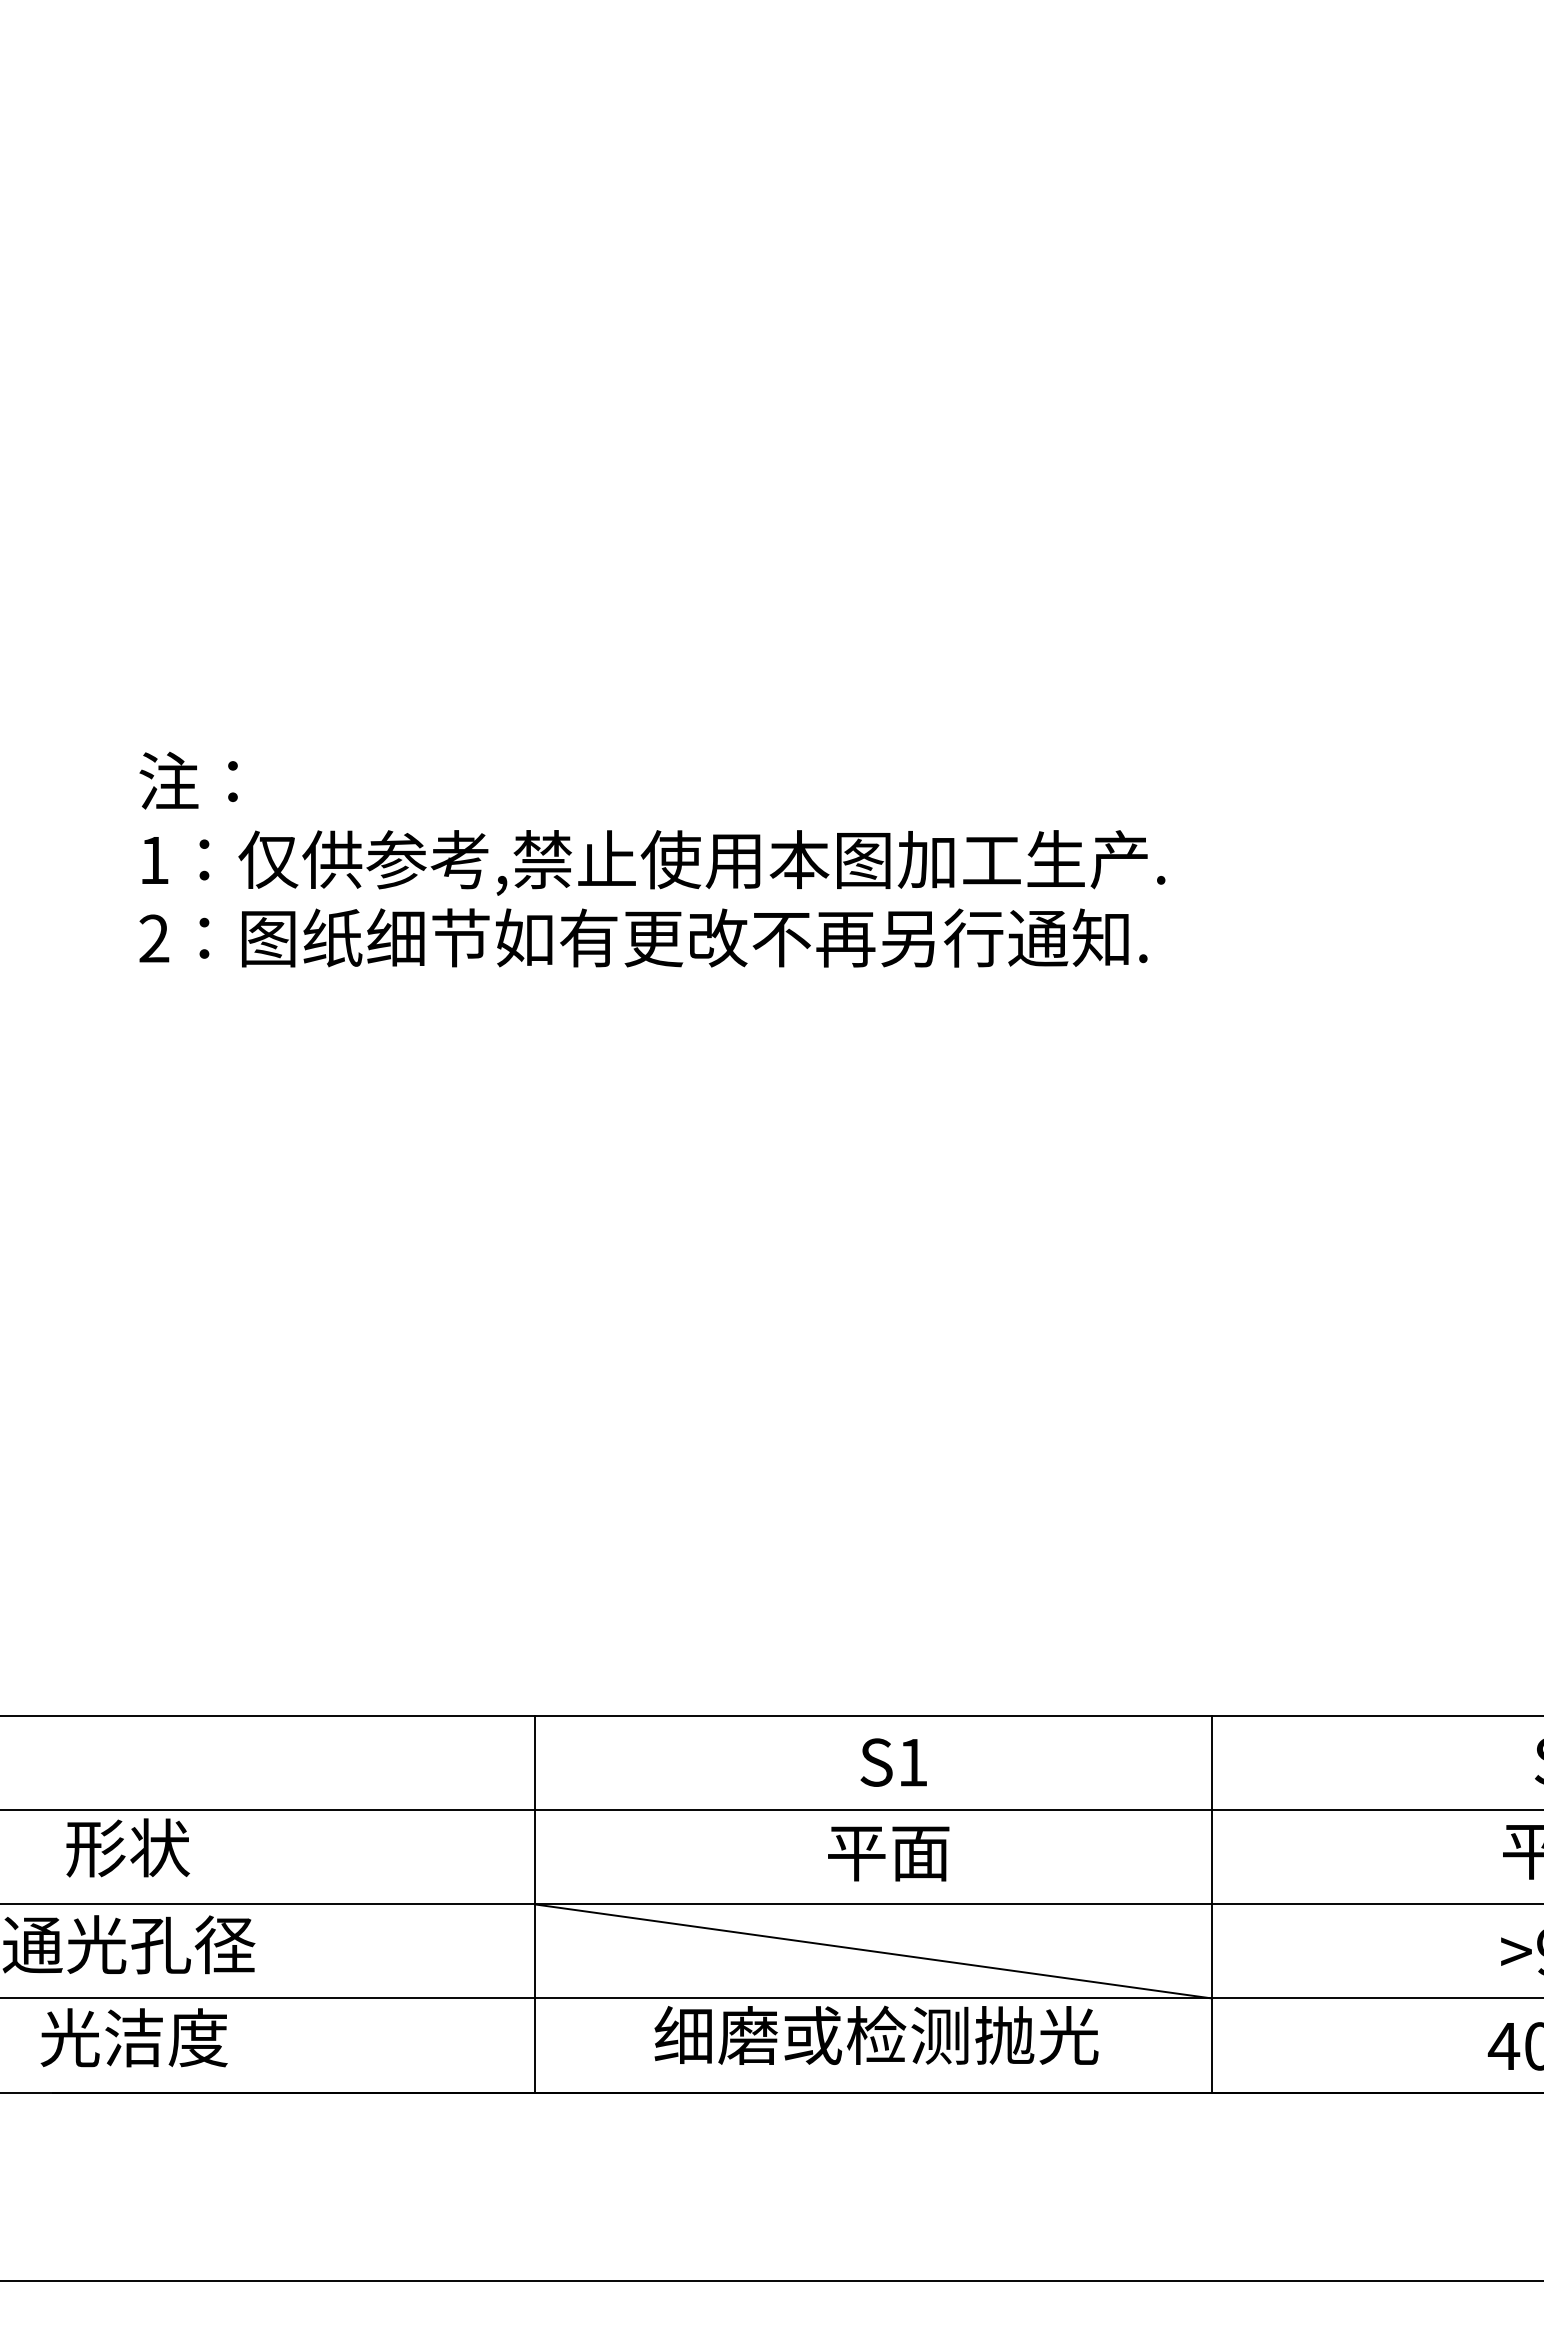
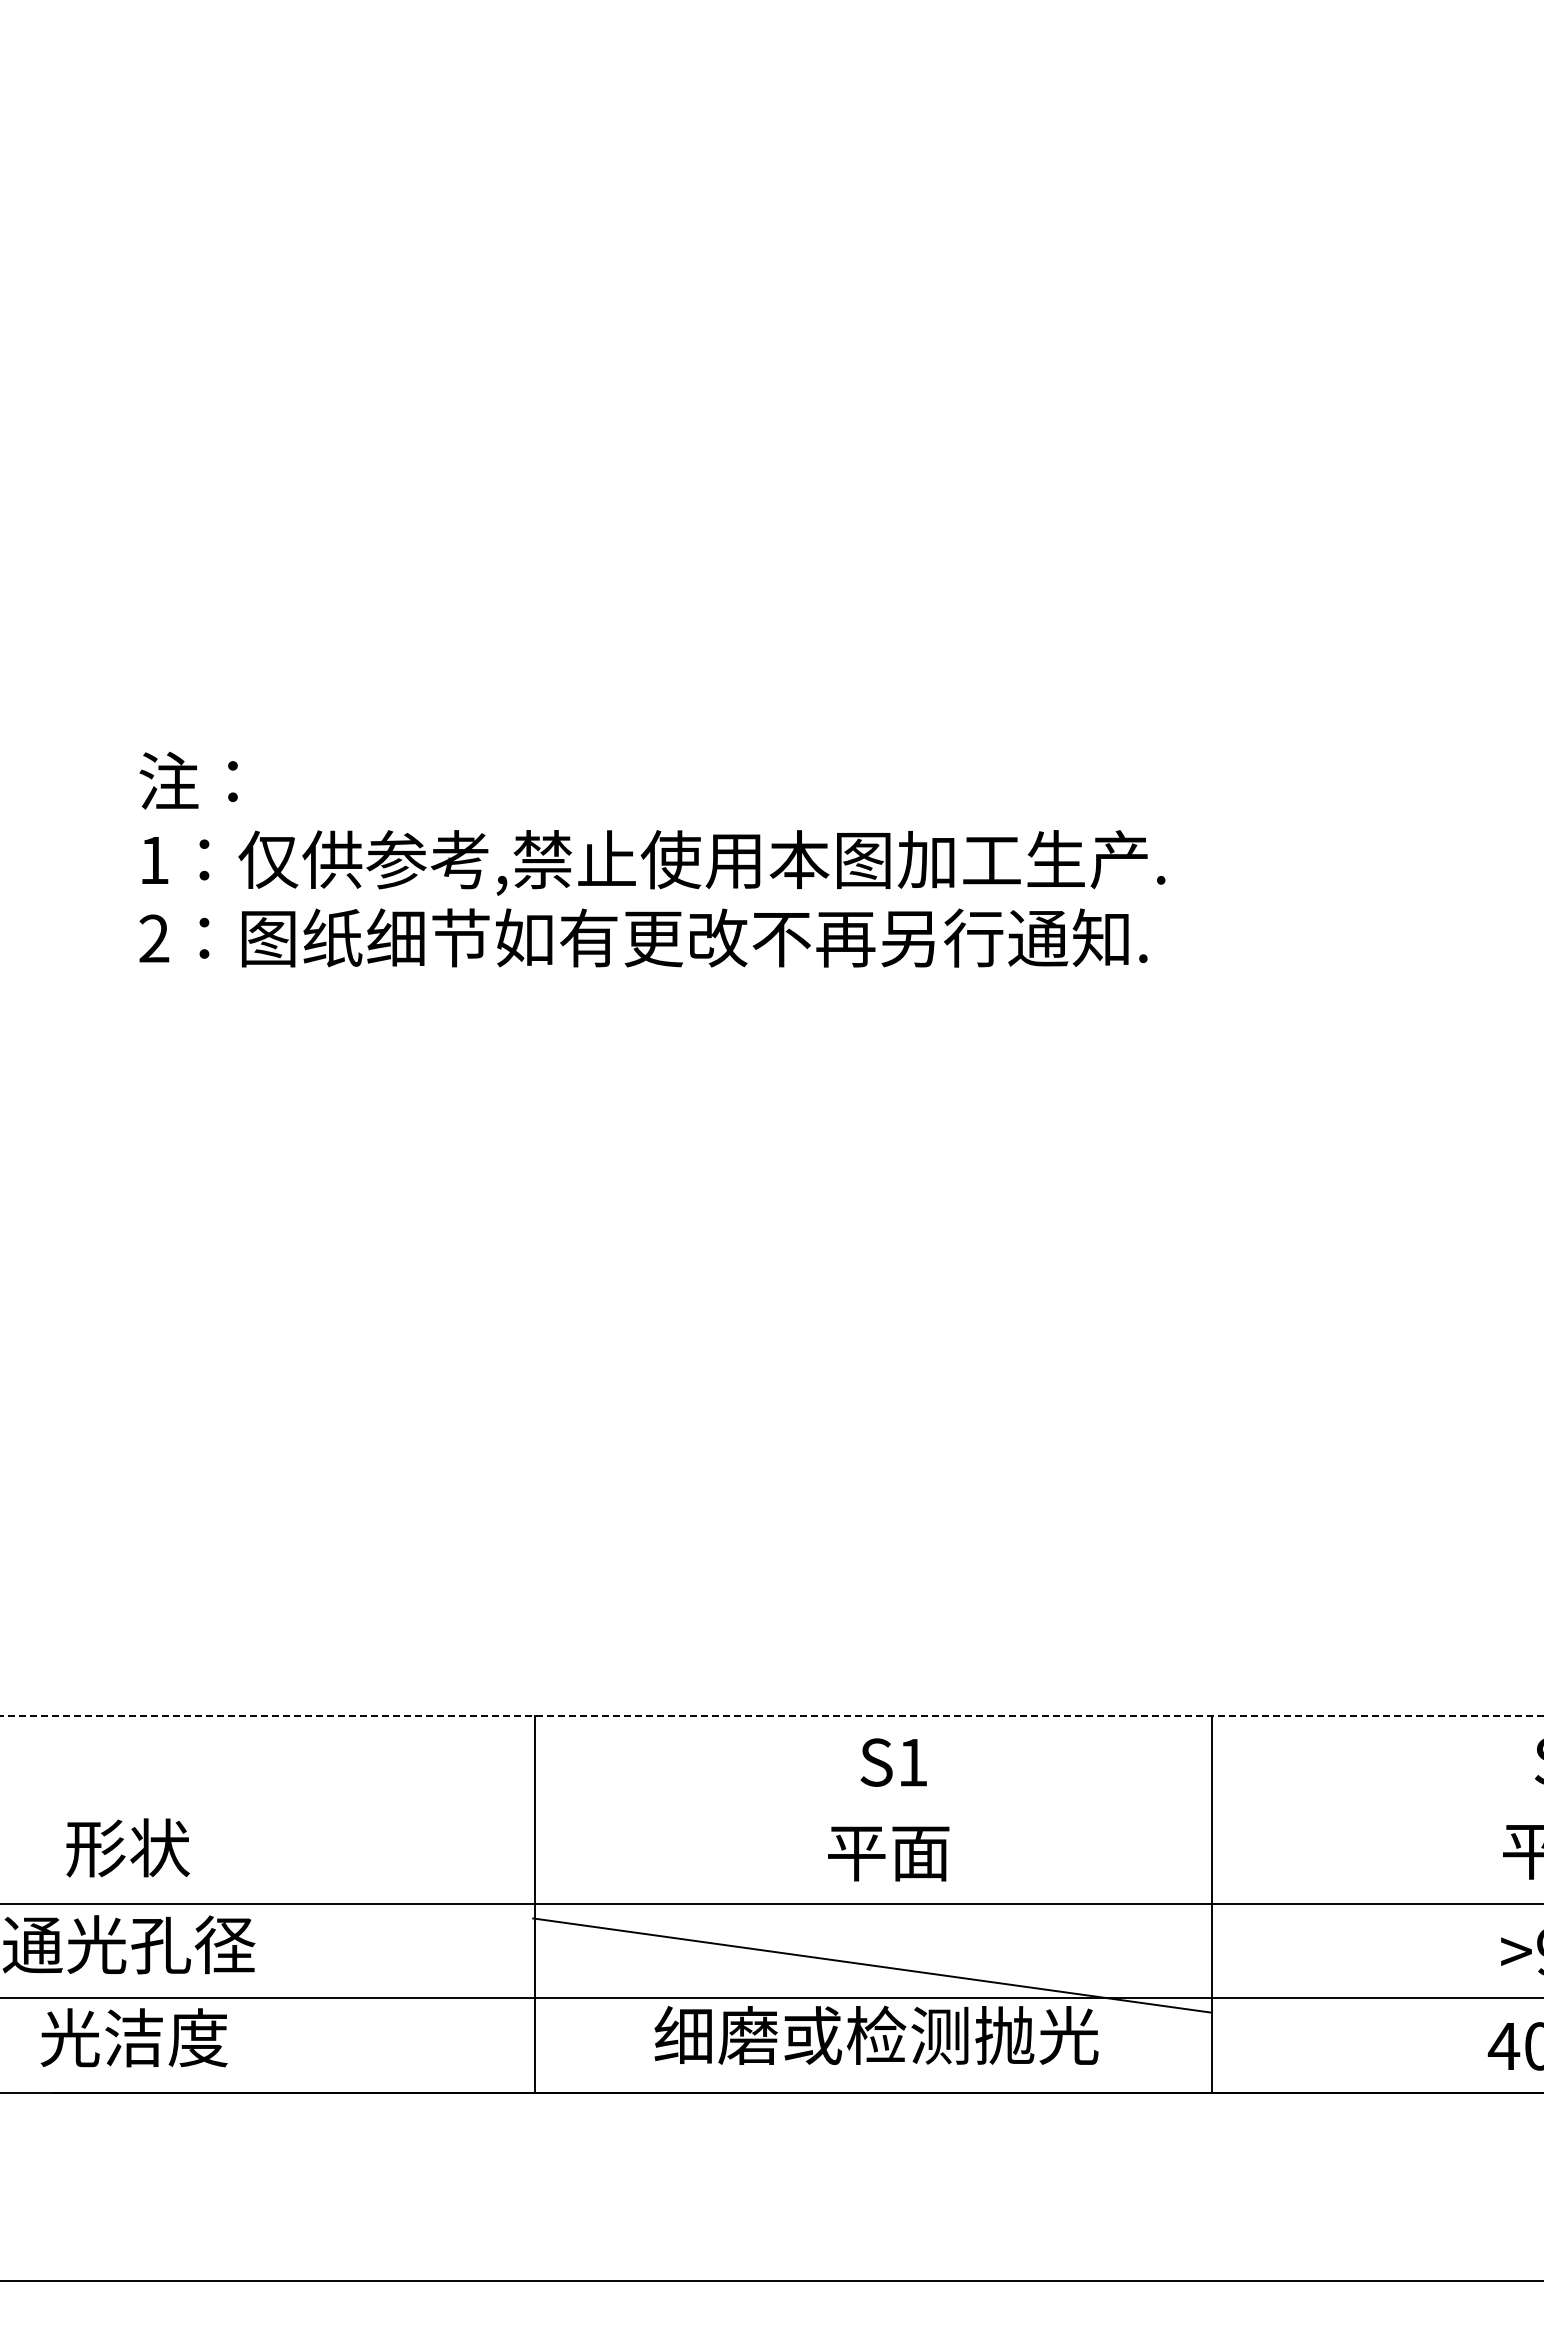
line: solid -> dashed (772, 1716)
line: present -> none (771, 1810)
line position: (873, 1951) -> (871, 1965) (871, 1965)
